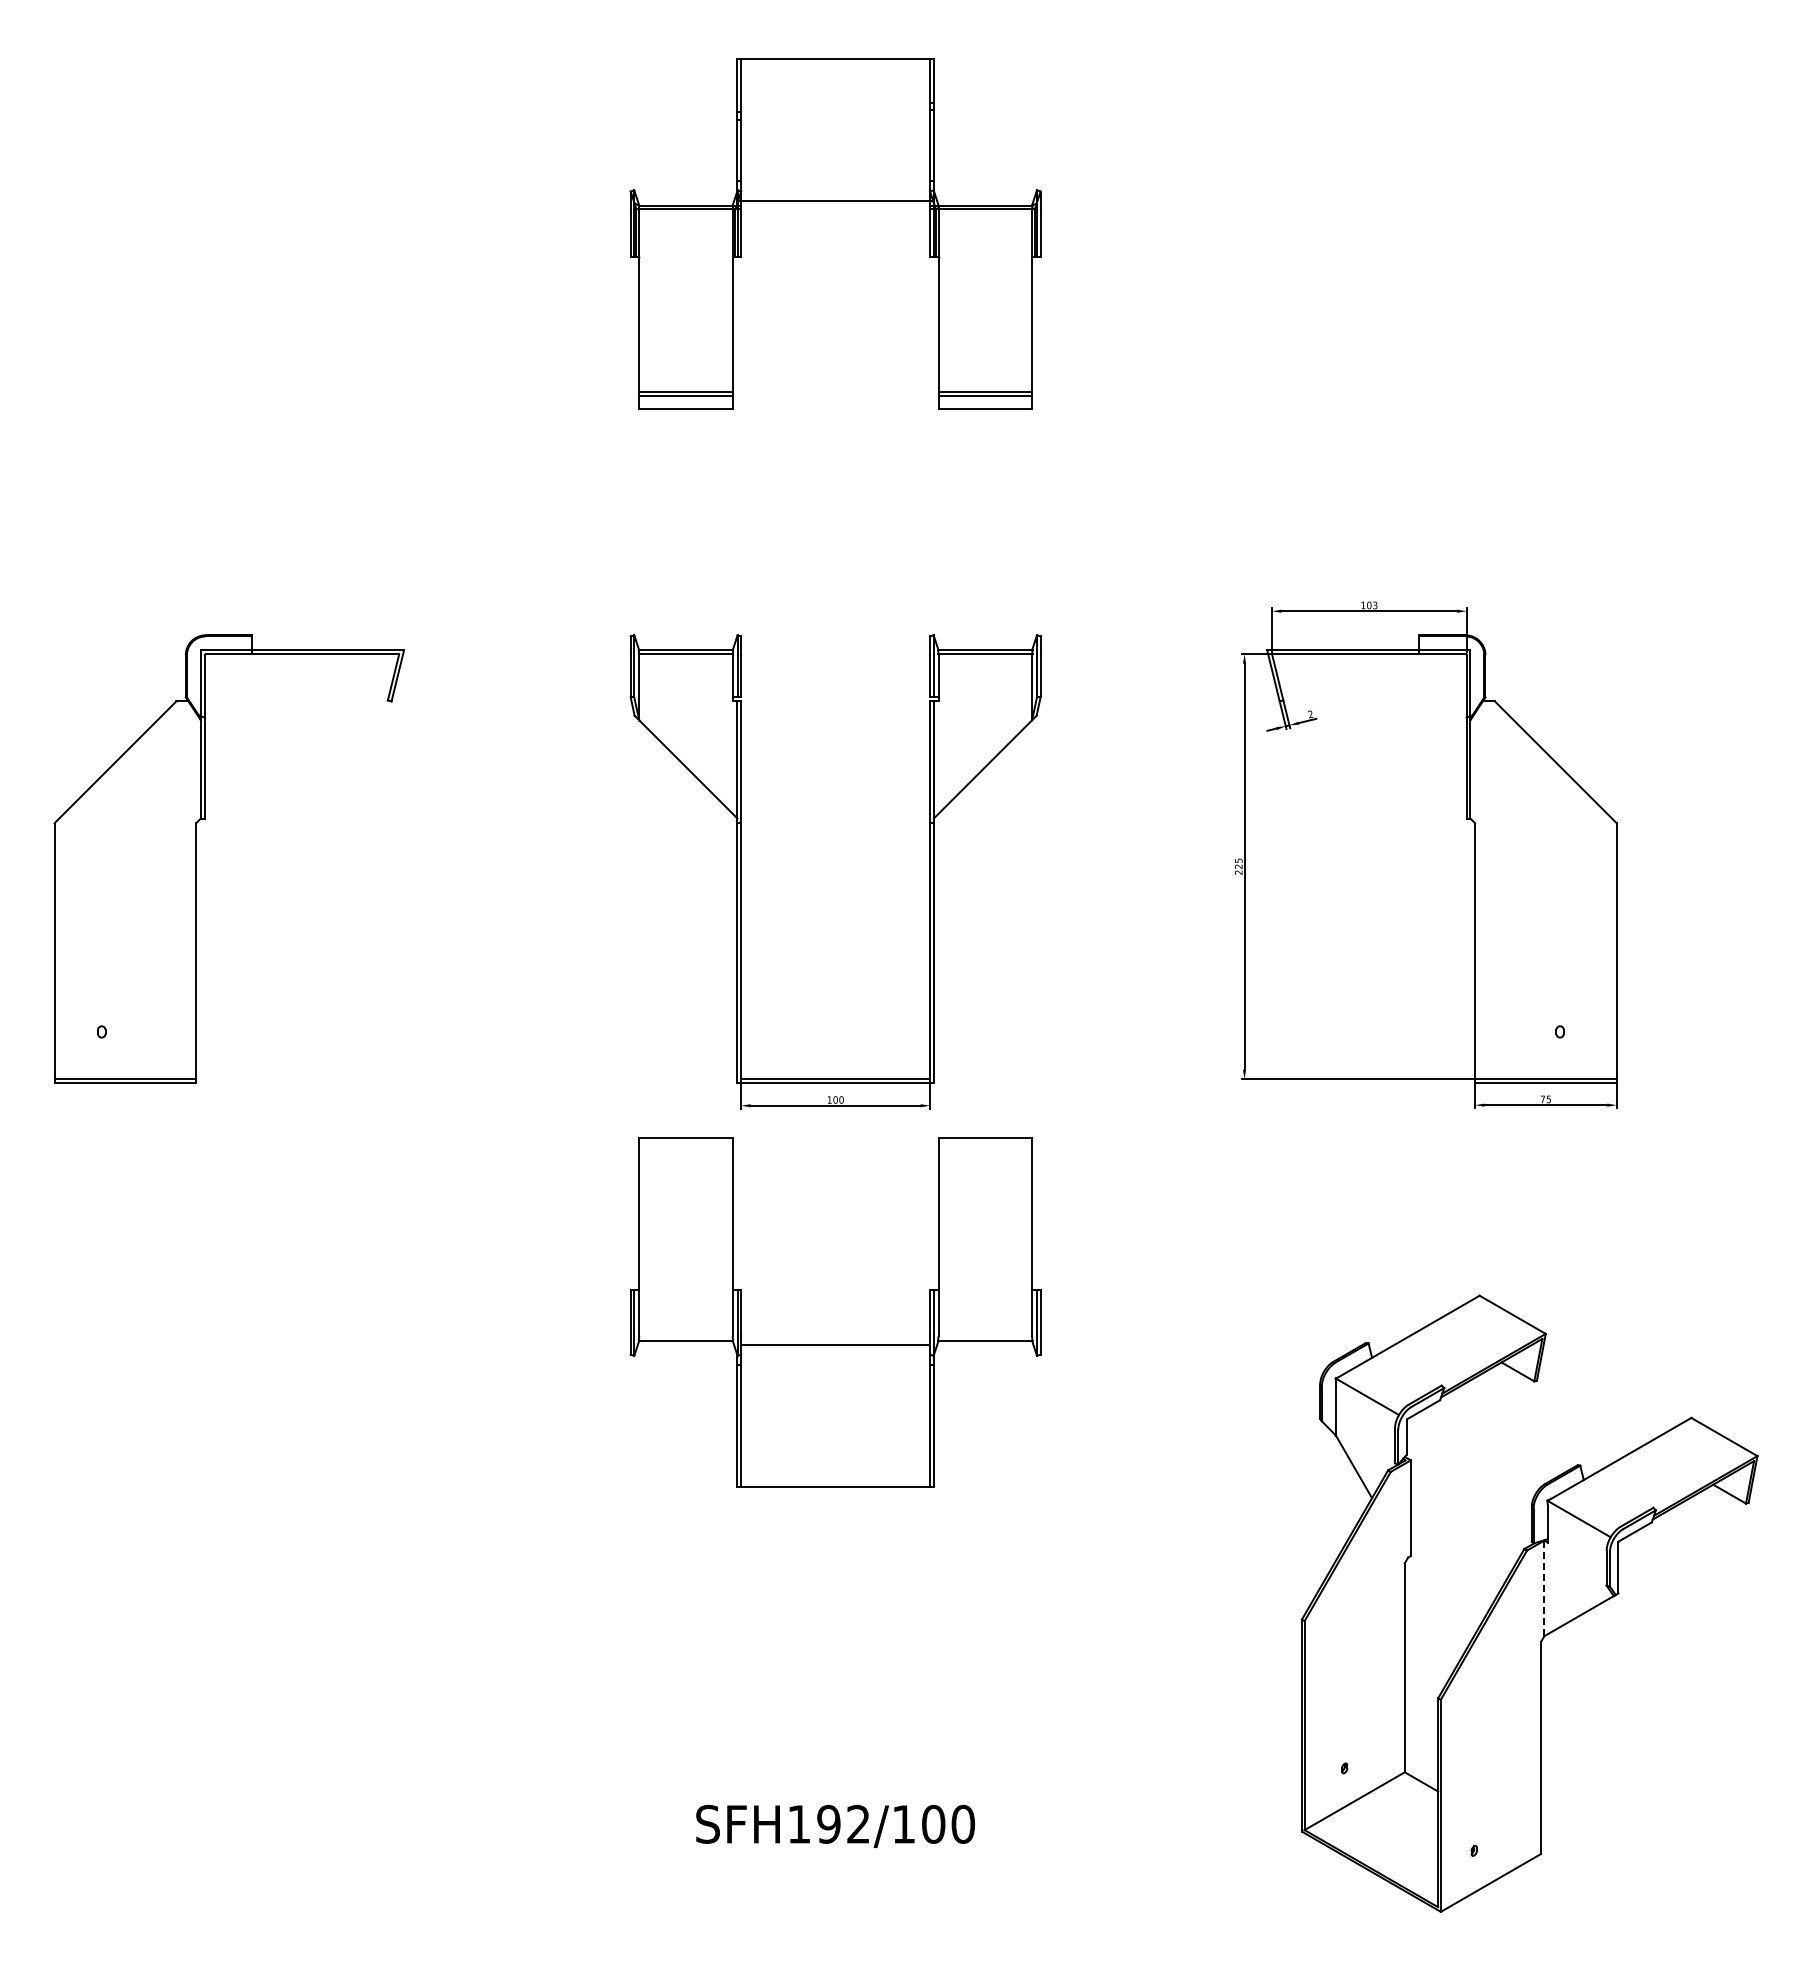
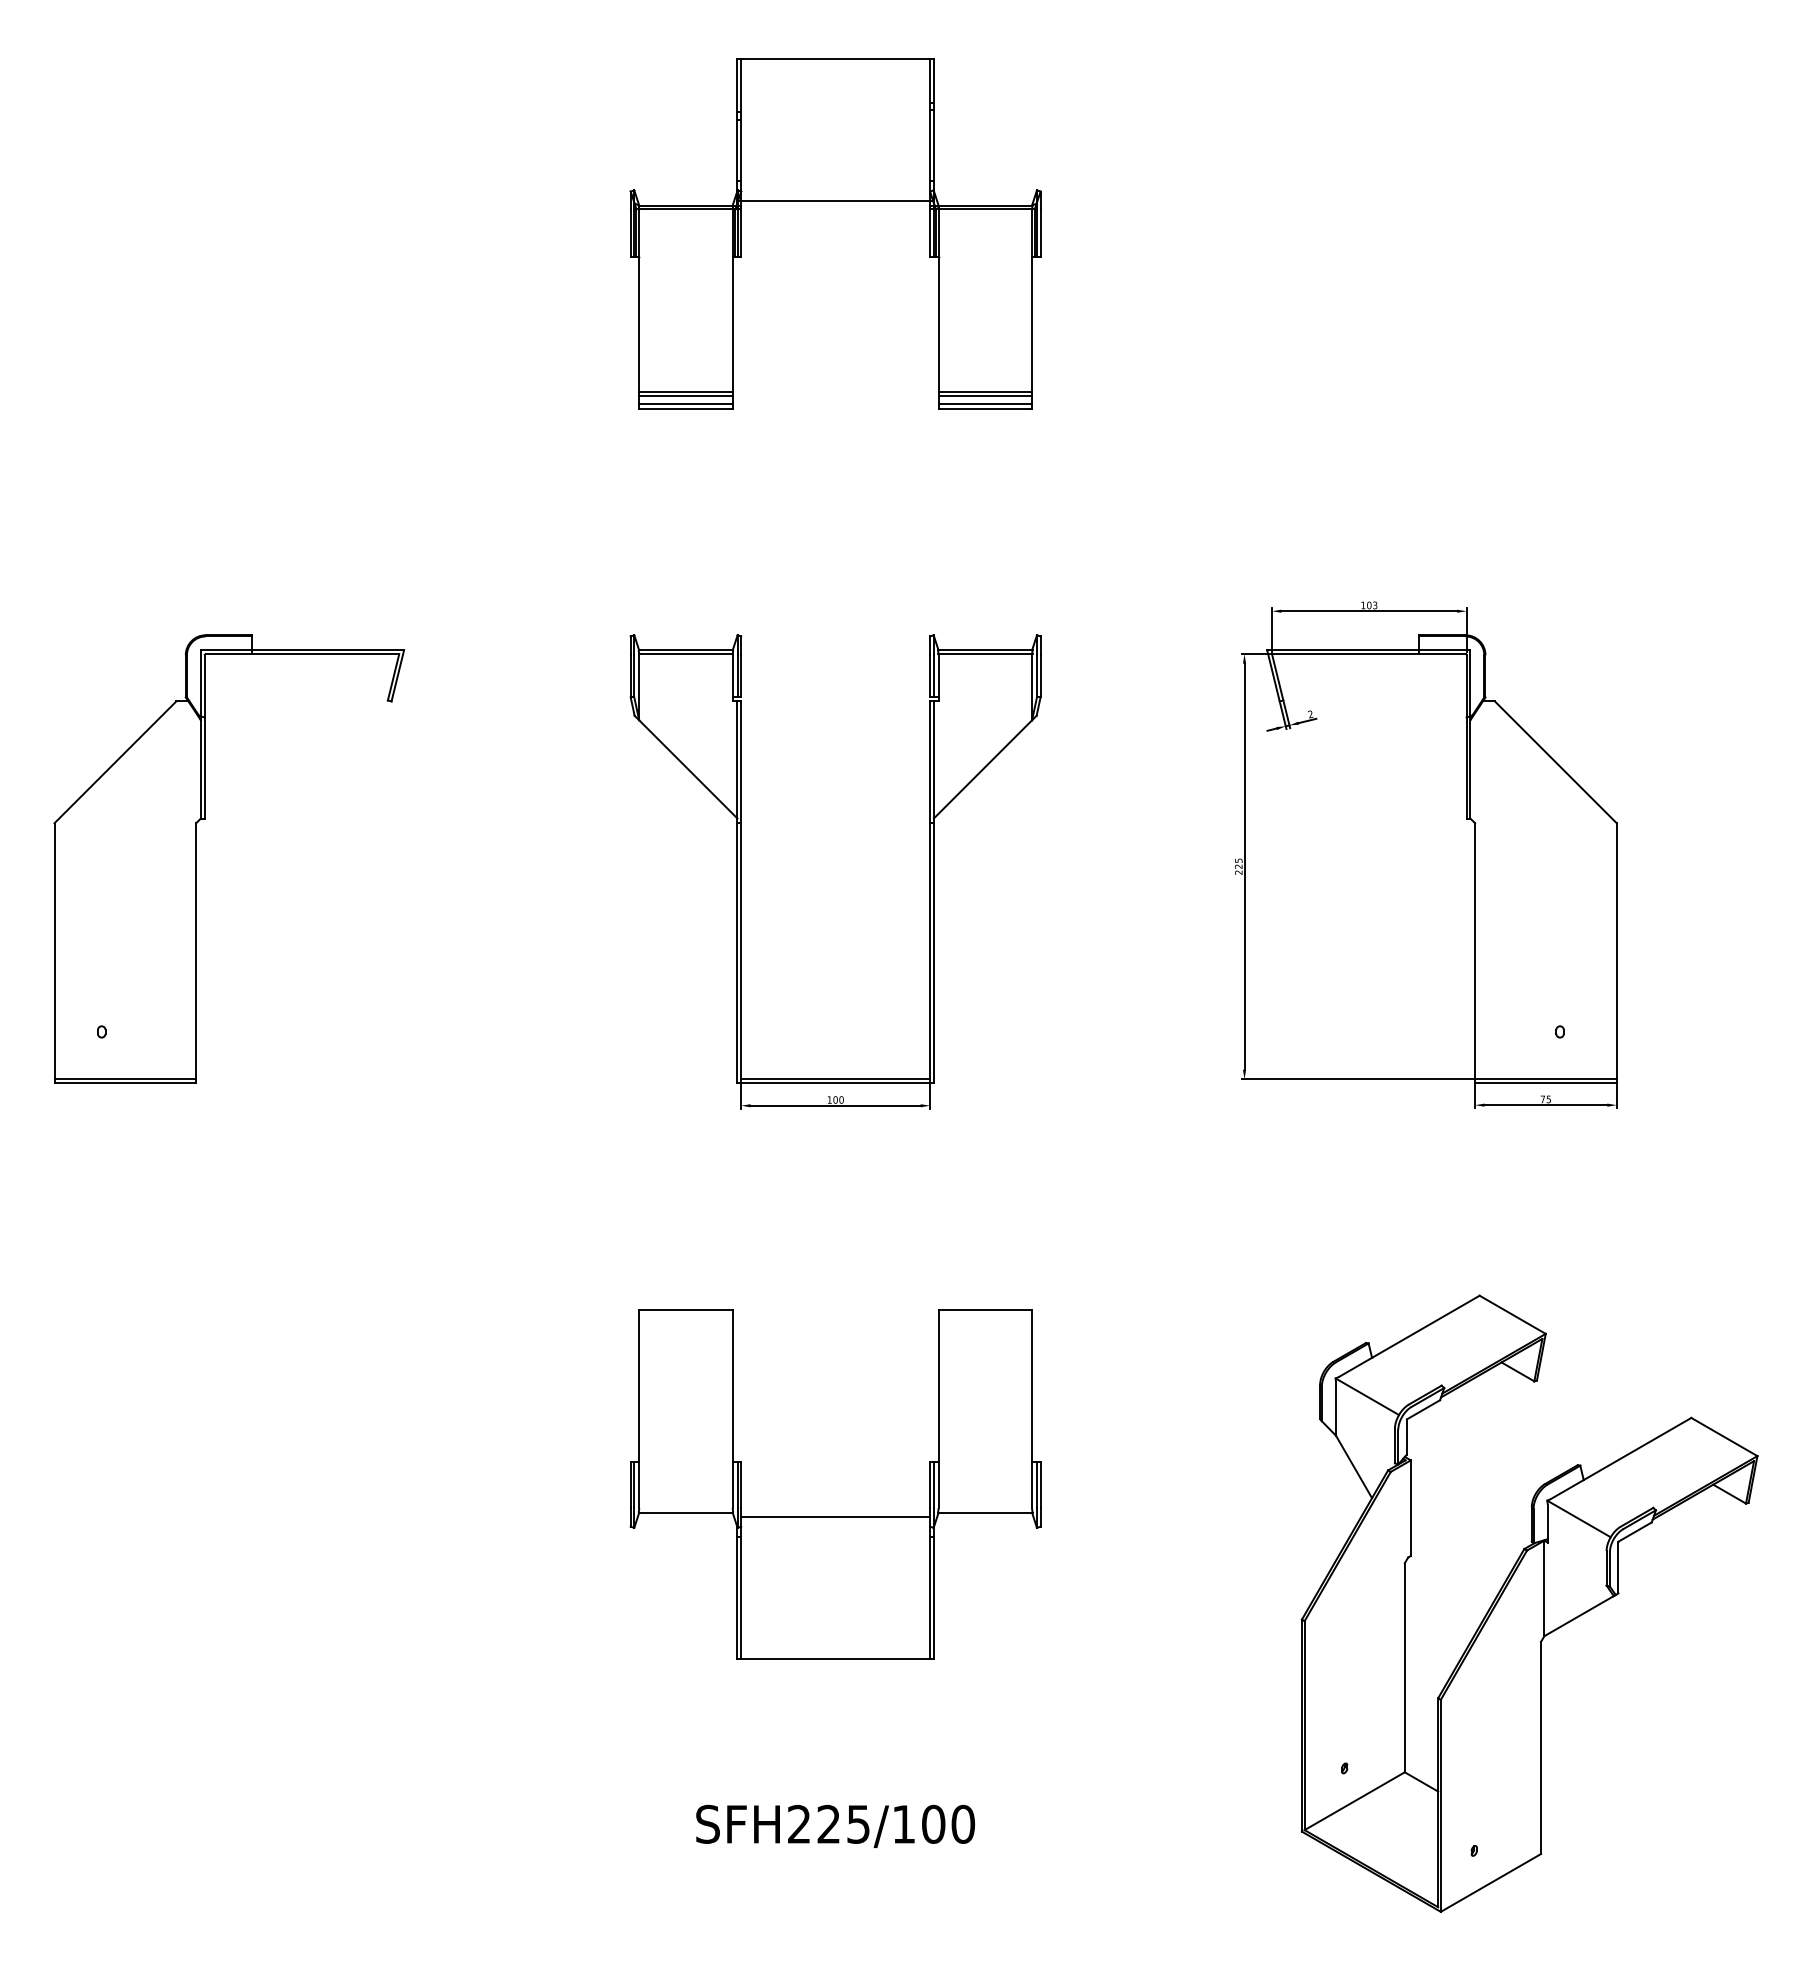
line: none -> present (685, 403)
line: none -> present (985, 403)
part position: (835, 1344) -> (835, 1516) (835, 1516)
line: dashed -> solid (1544, 1588)
text: SFH192/100 -> SFH225/100 (828, 1823)
